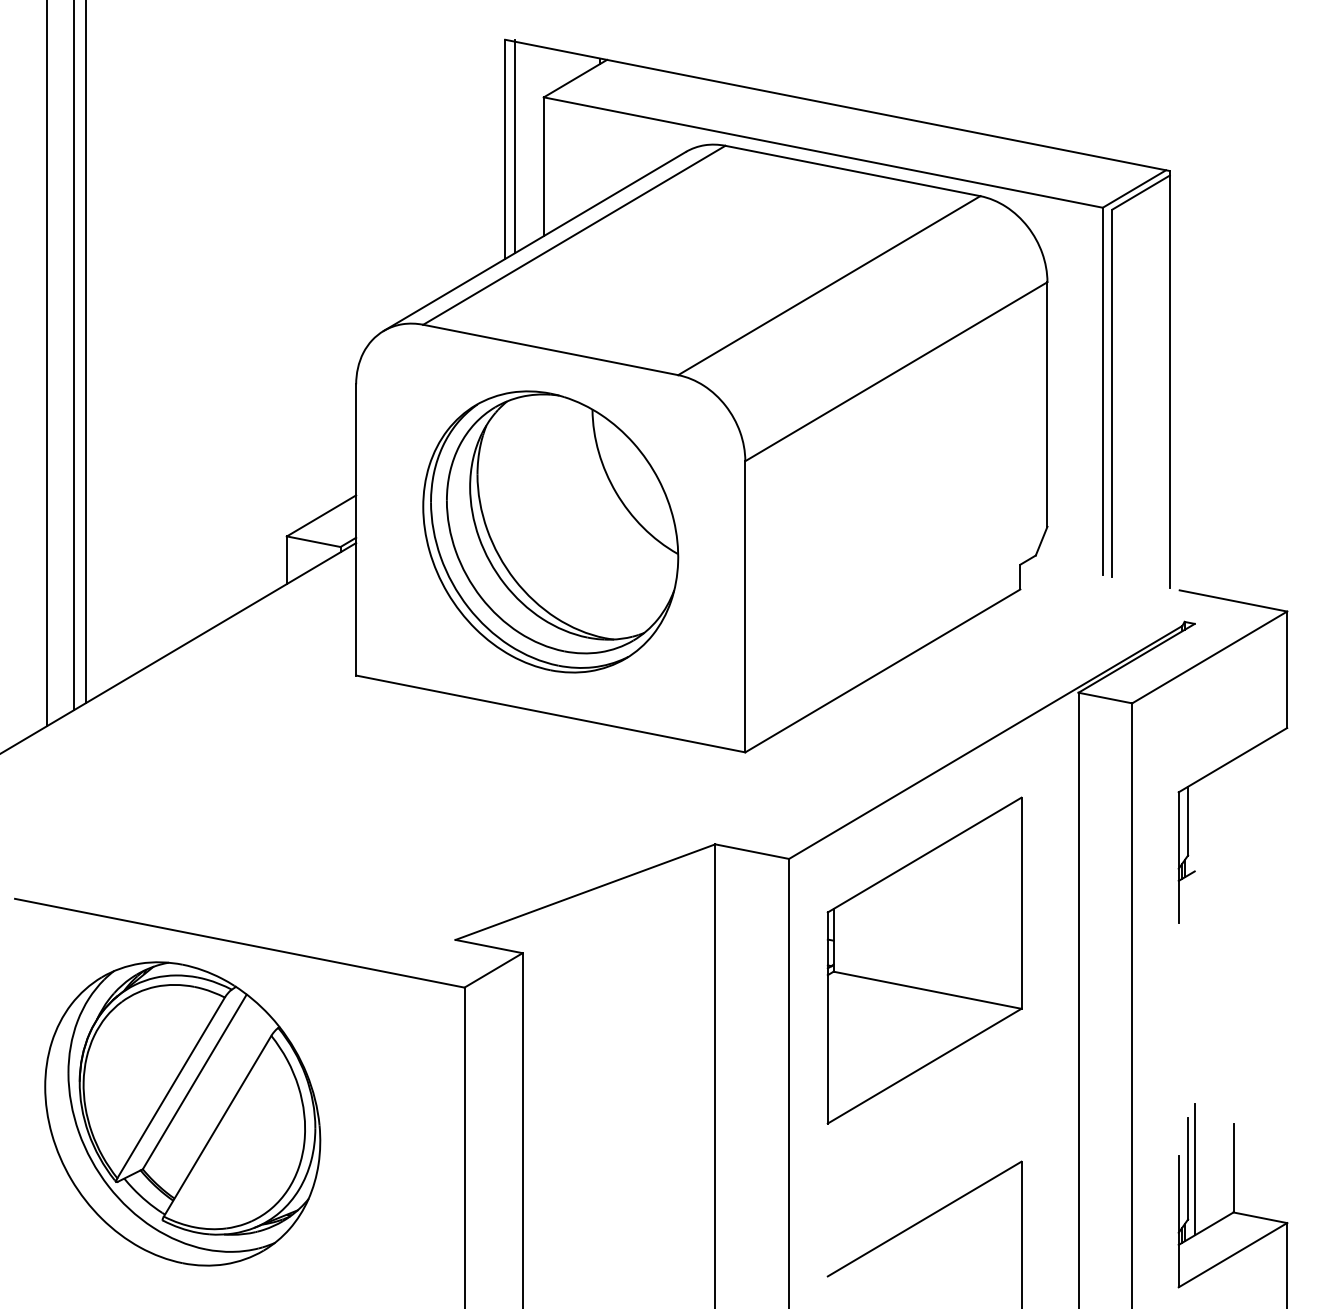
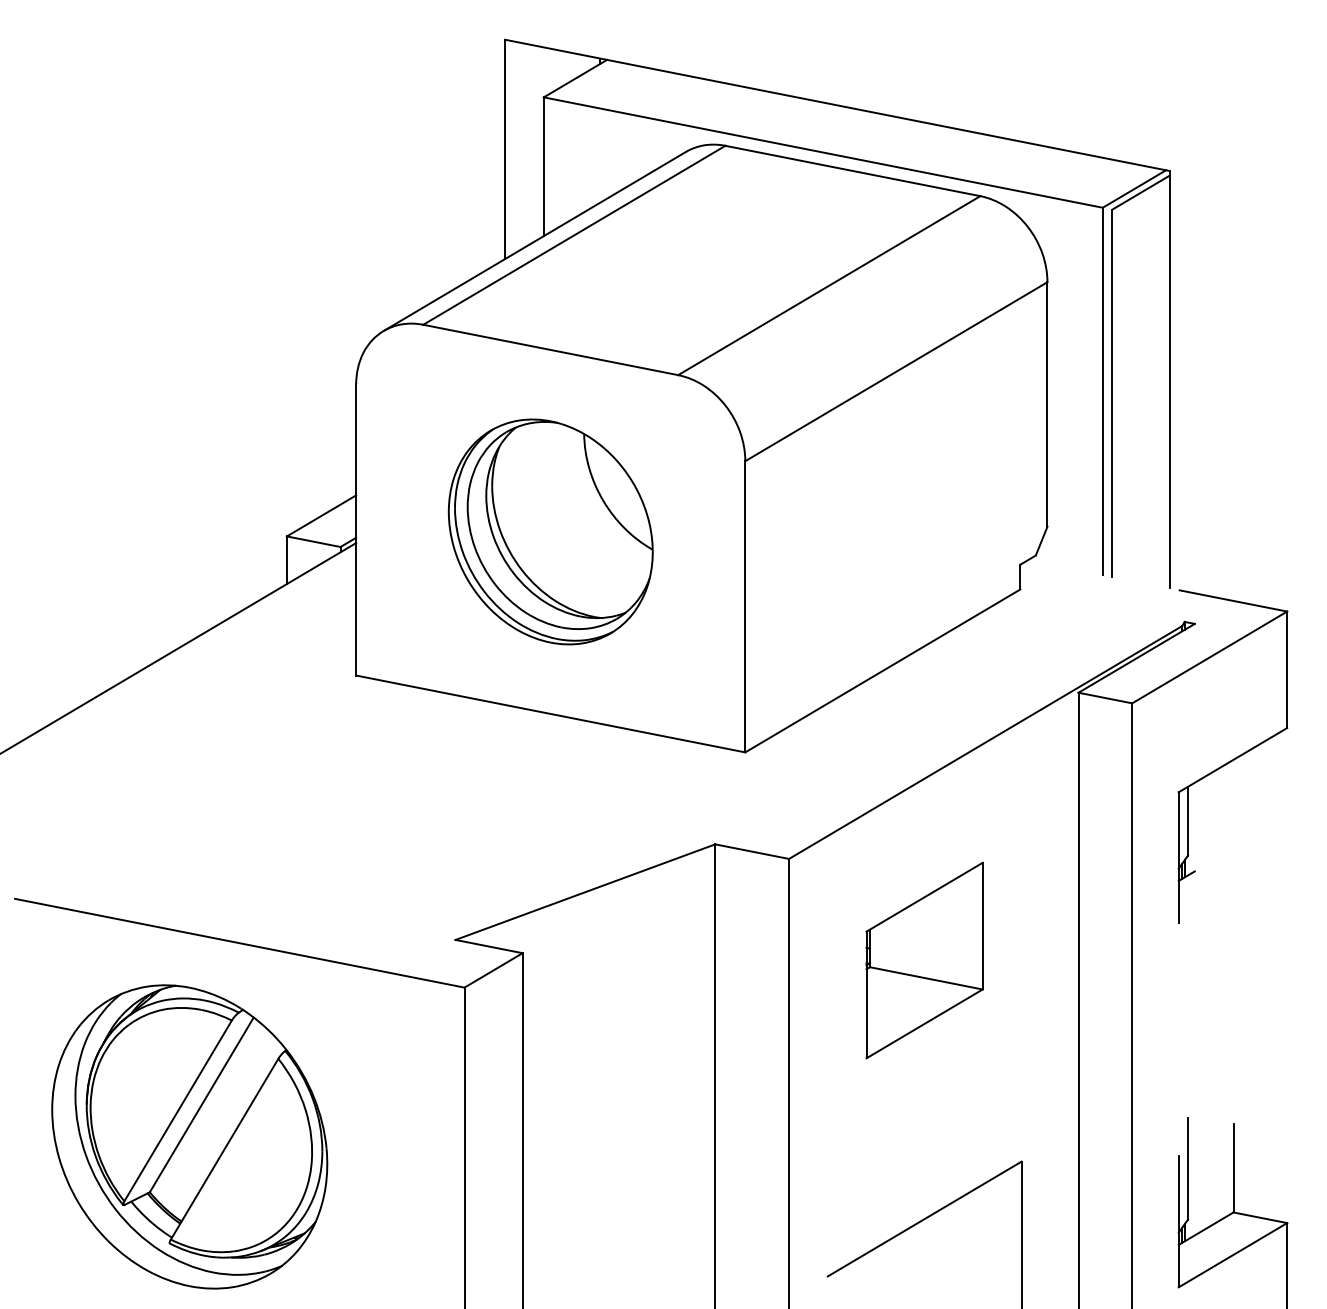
line: present -> none (515, 146)
line: present -> none (85, 352)
line: present -> none (73, 356)
line: present -> none (47, 364)
part size: 258x284 px -> 207x228 px (550, 531)
part size: 197x329 px -> 119x199 px (924, 960)
part position: (182, 1113) -> (189, 1136) (189, 1136)
line: present -> none (1194, 1169)
